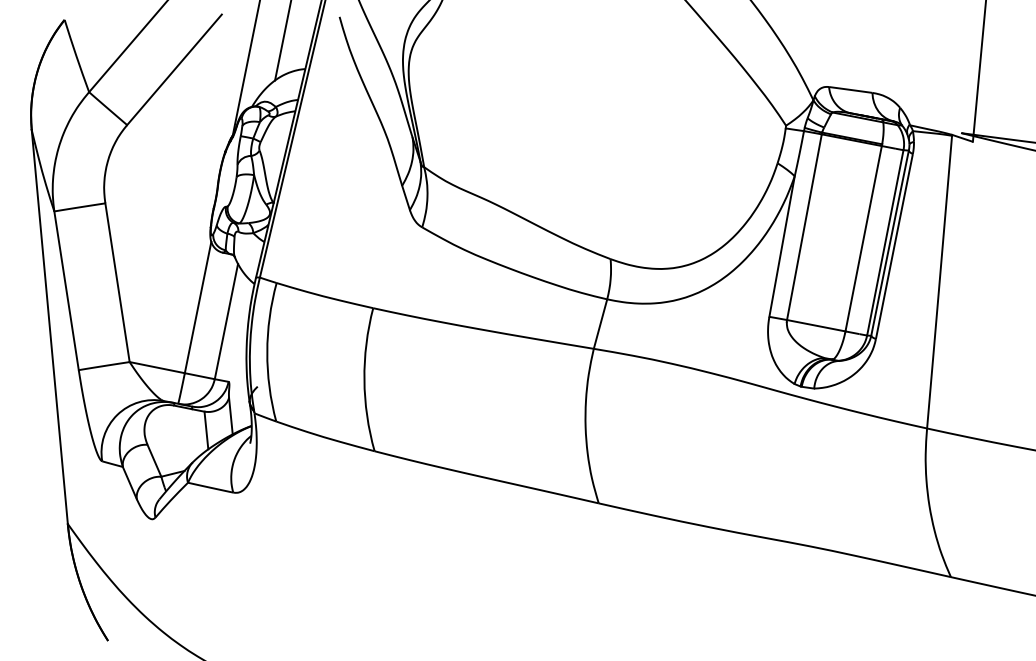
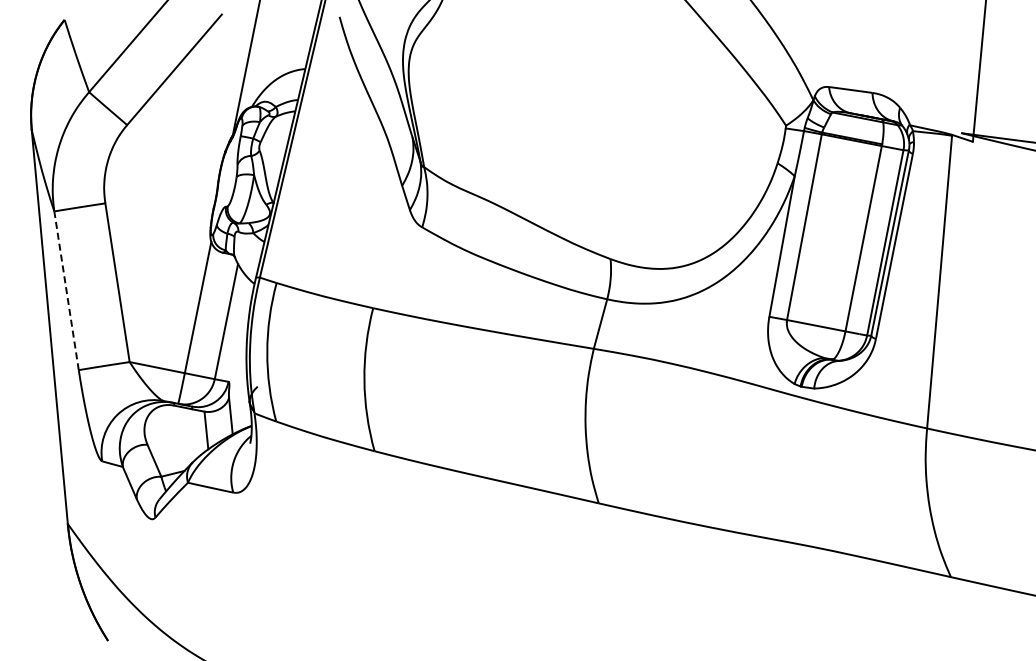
line: present -> none (282, 41)
line: solid -> dashed (66, 290)
